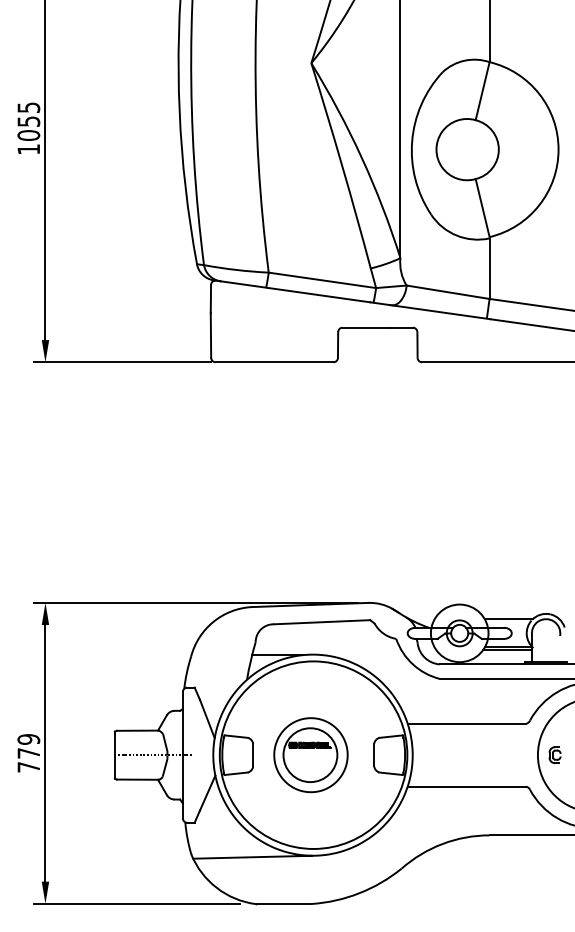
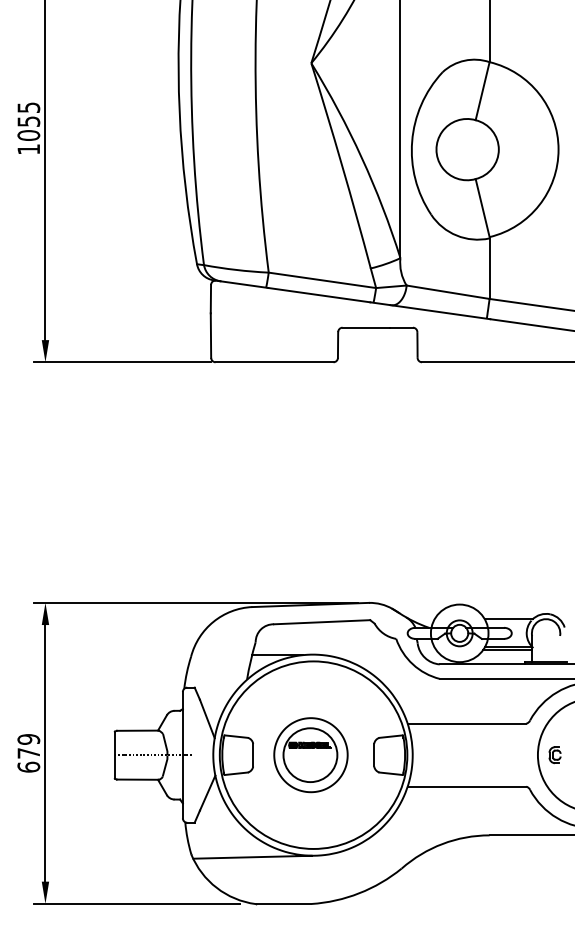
text: 779 -> 679 (28, 766)
